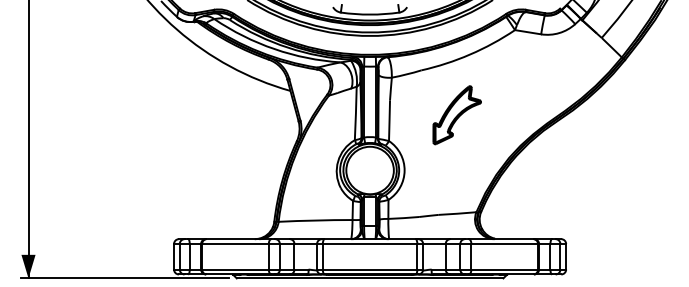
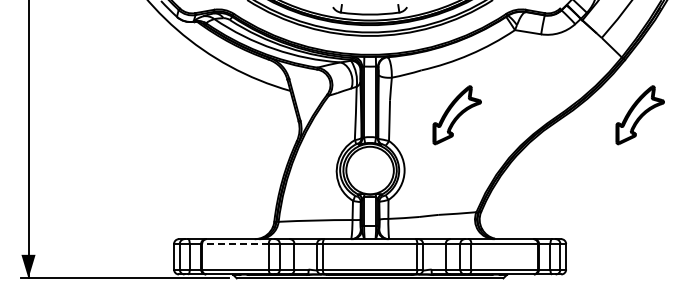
part: none -> present (639, 115)
line: solid -> dashed (235, 244)
